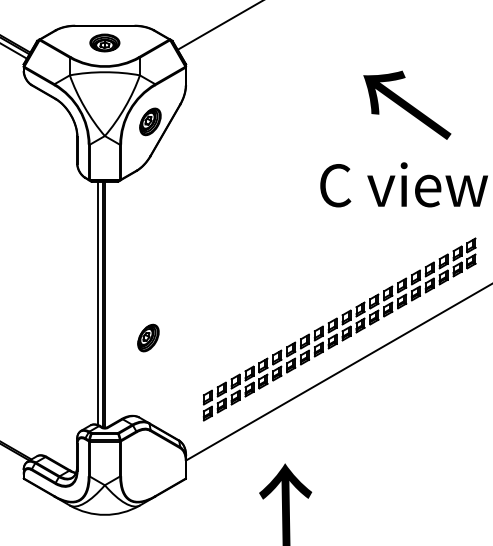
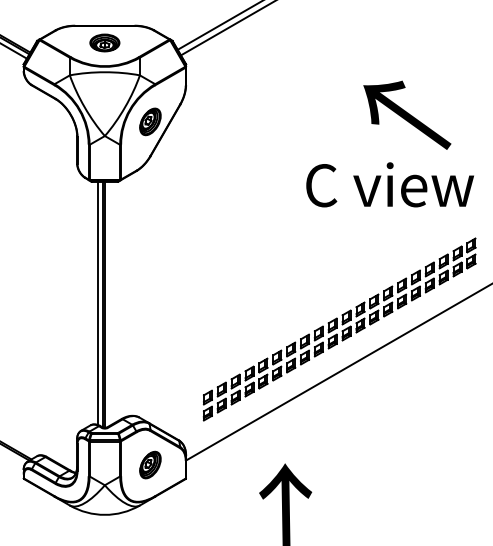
line: none -> present (226, 28)
text position: (407, 104) -> (407, 114) (407, 114)
text position: (403, 184) -> (389, 184) (389, 184)
part position: (148, 337) -> (150, 464) (150, 464)
